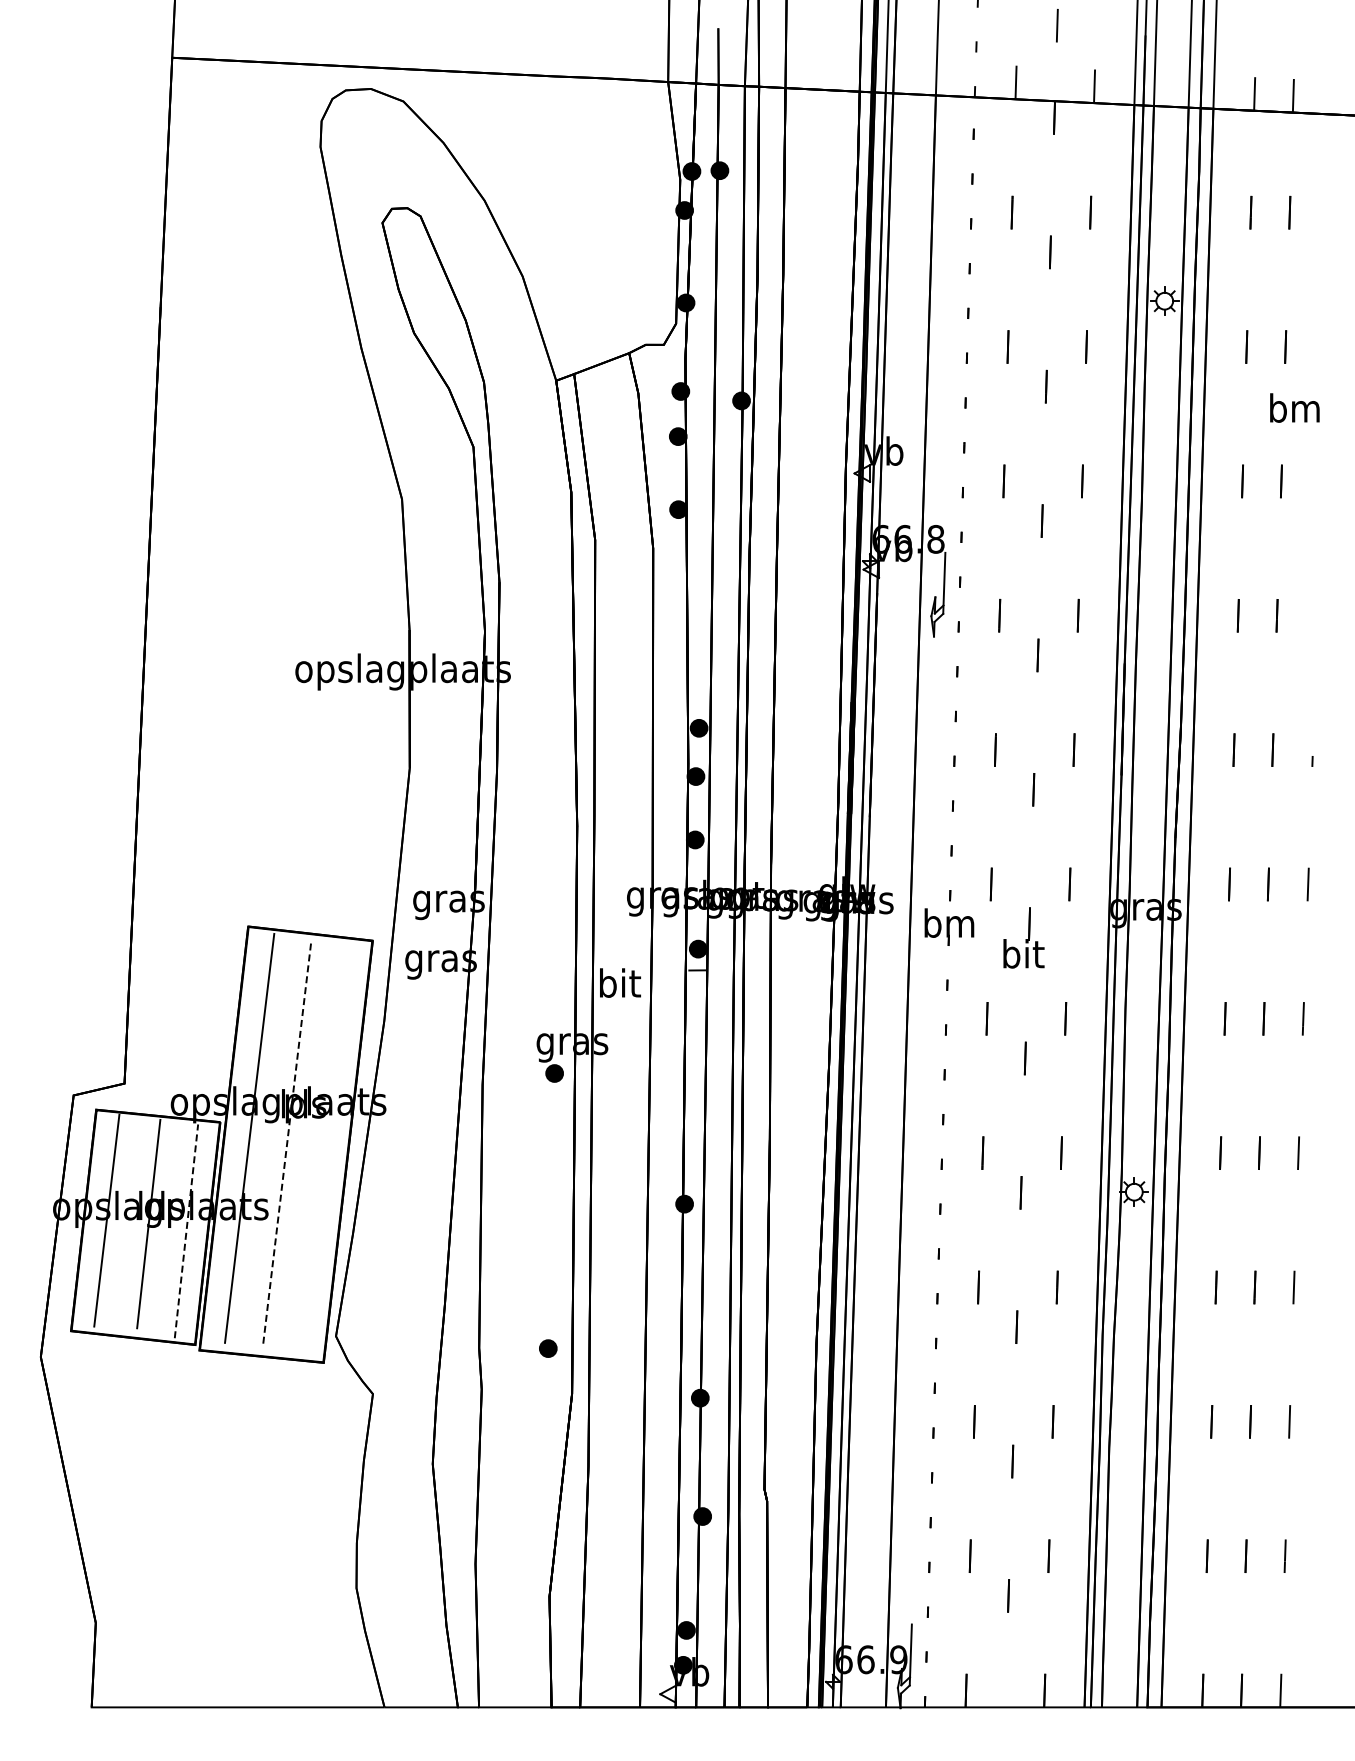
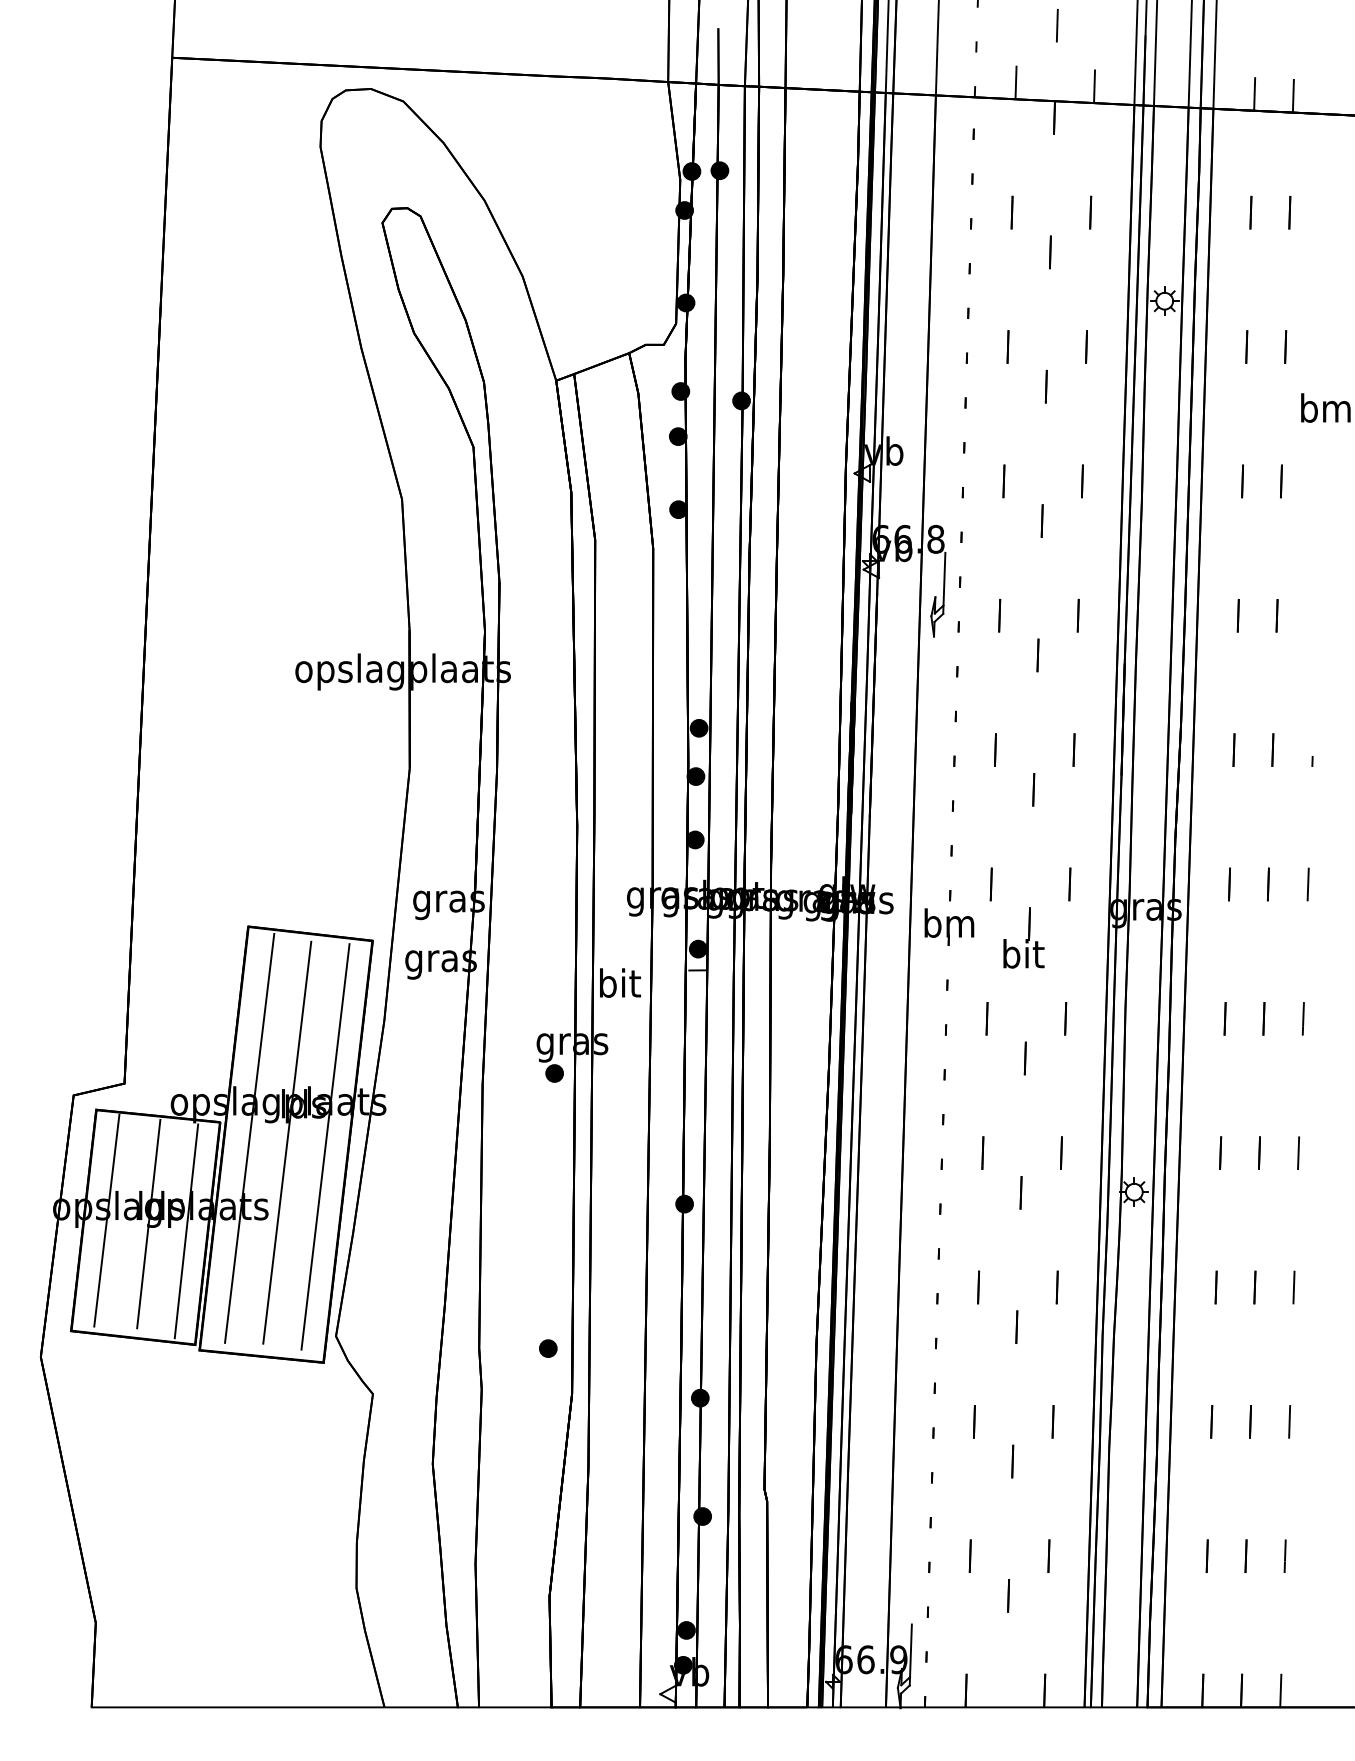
text position: (1294, 407) -> (1325, 407) (1325, 407)
line: dashed -> solid (287, 1142)
line: none -> present (325, 1146)
line: dashed -> solid (186, 1231)
